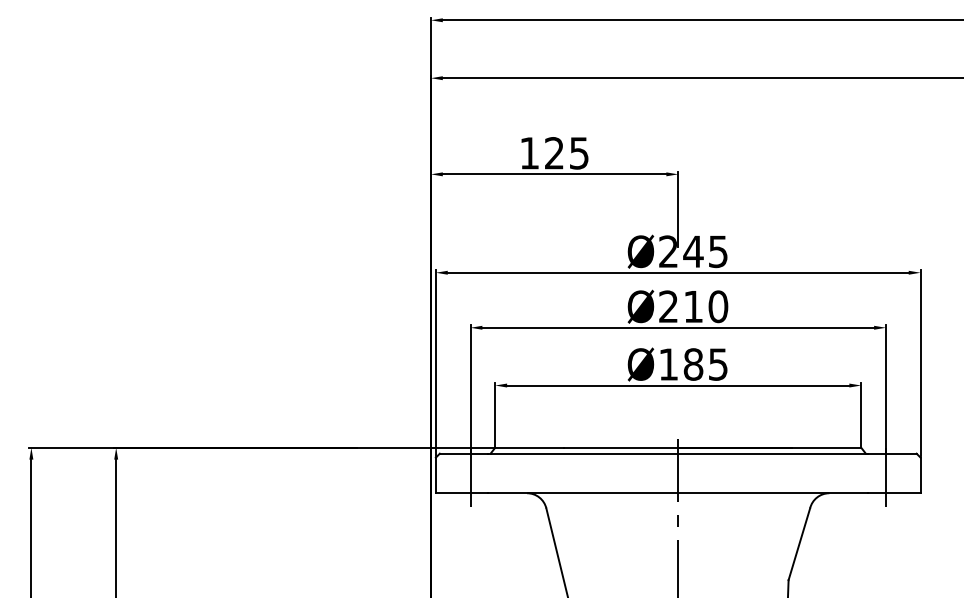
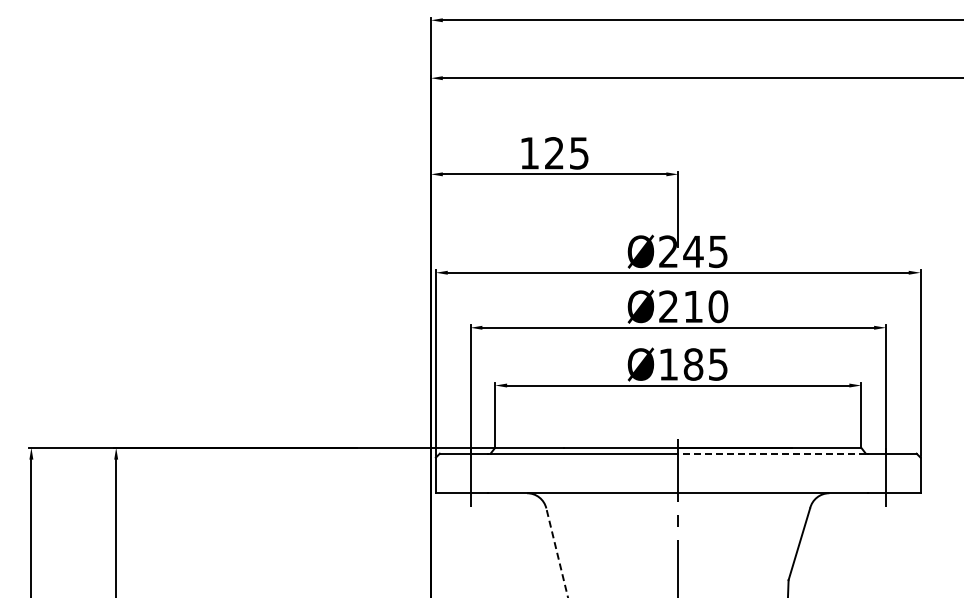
line: solid -> dashed (772, 453)
line: solid -> dashed (557, 553)
